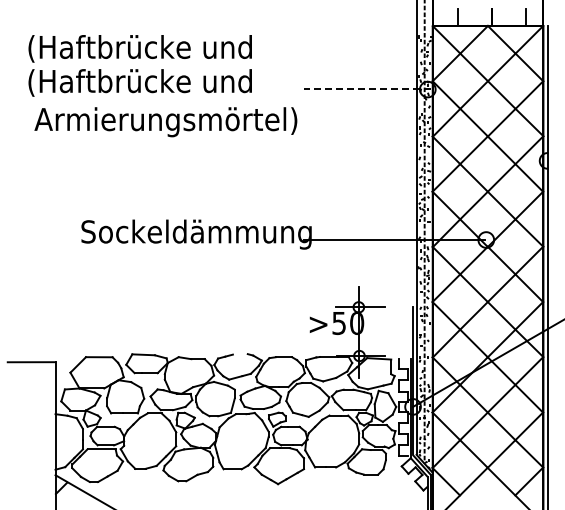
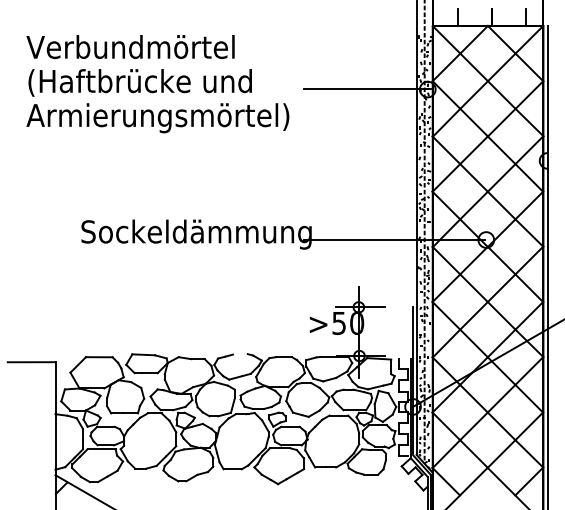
text: (Haftbrücke und -> Verbundmörtel (138, 48)
line: dashed -> solid (367, 89)
text position: (165, 122) -> (157, 118) (157, 118)
